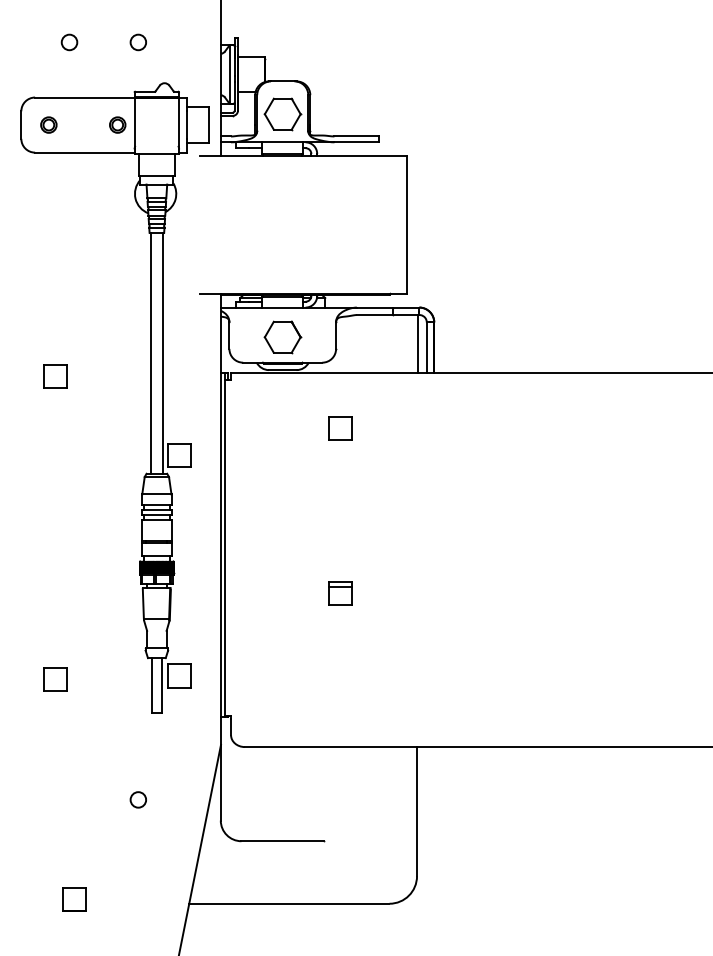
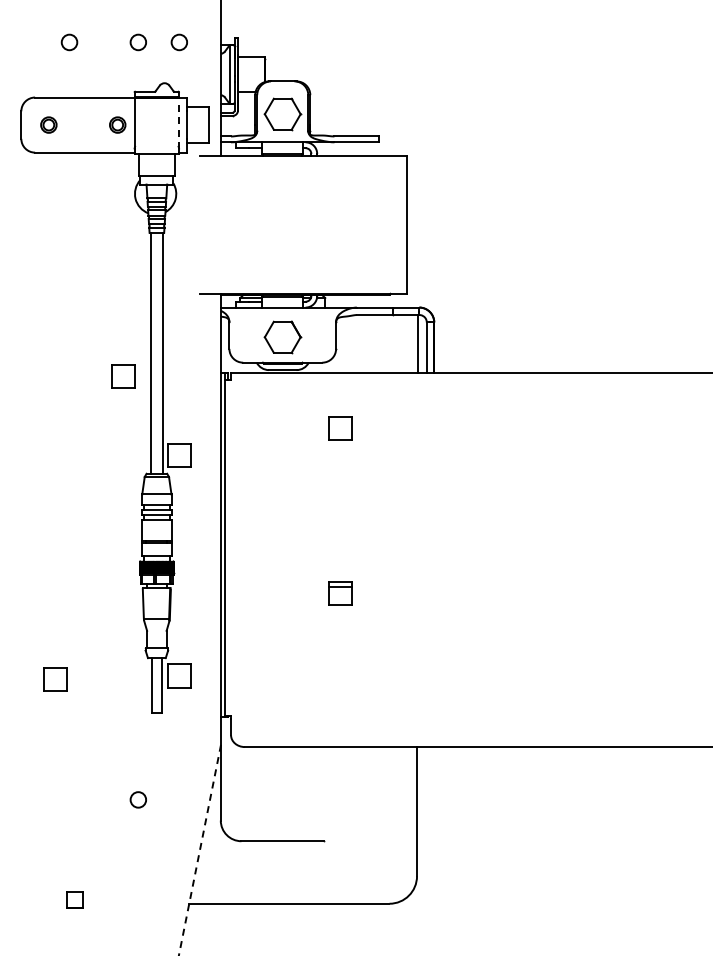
circle: none -> present (178, 42)
line: solid -> dashed (179, 123)
part position: (55, 376) -> (123, 376) (123, 376)
line: solid -> dashed (199, 850)
part size: 25x25 px -> 18x18 px (74, 899)
